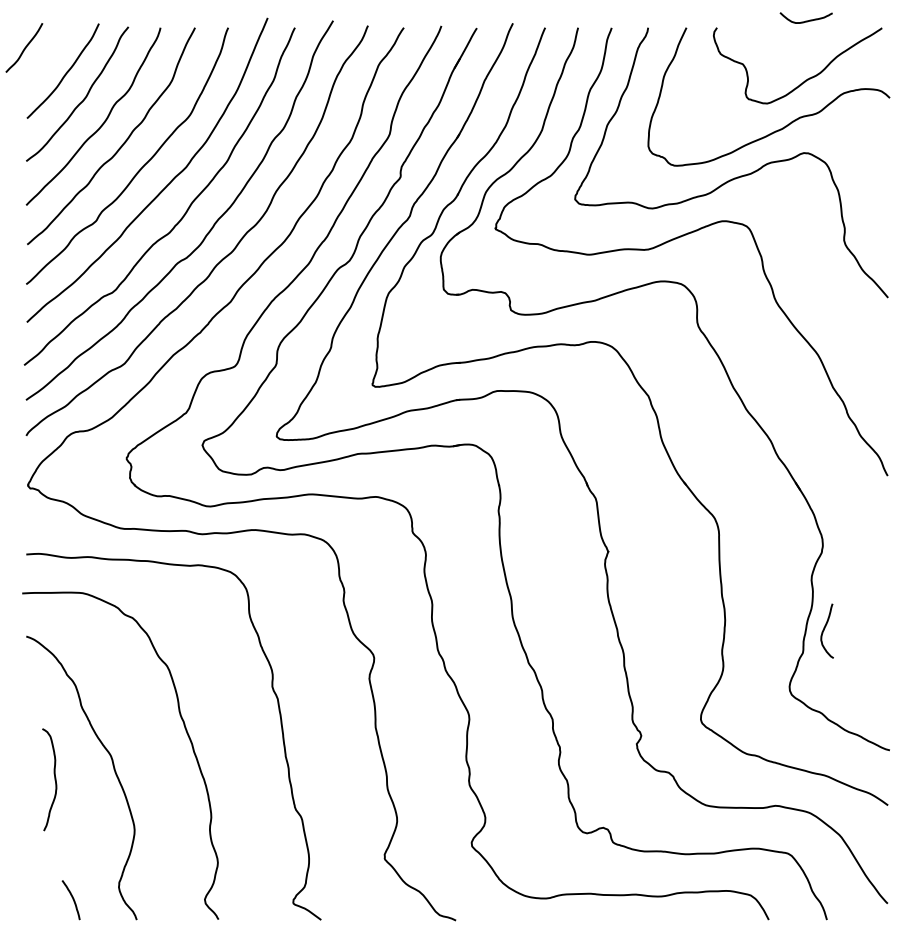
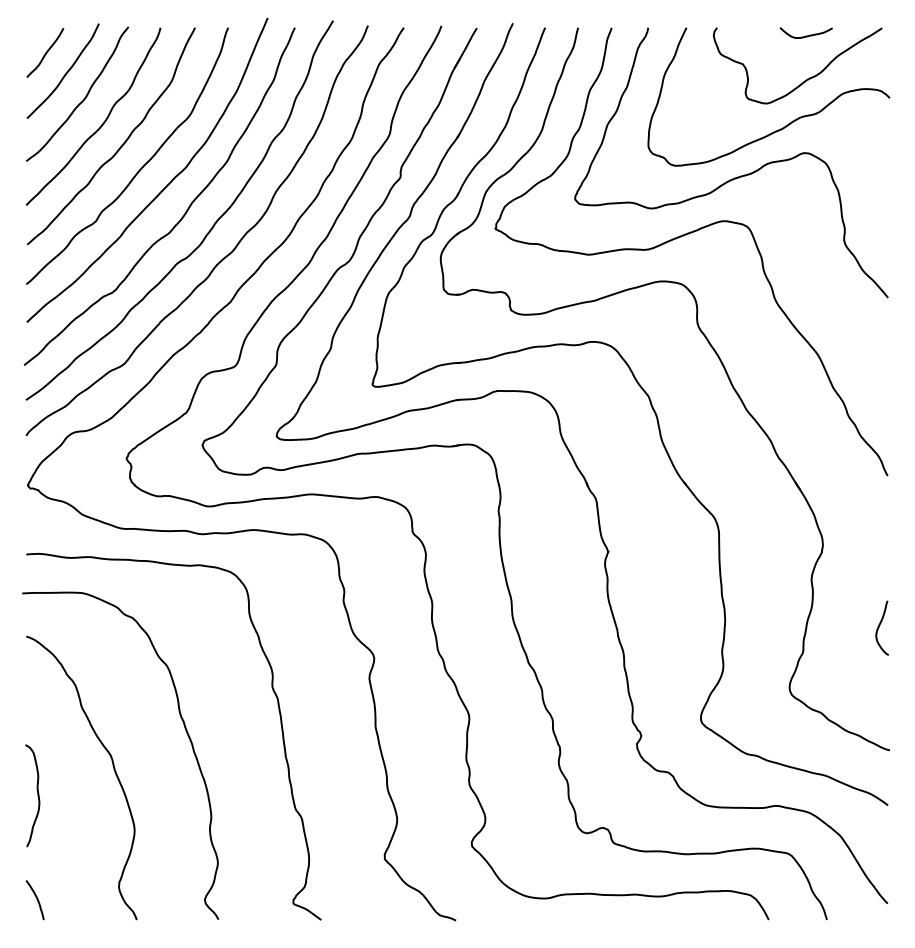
curve position: (805, 20) -> (805, 35) (805, 35)
curve position: (24, 47) -> (45, 52) (45, 52)
curve position: (824, 630) -> (879, 627) (879, 627)
curve position: (54, 779) -> (37, 795) (37, 795)
curve position: (72, 899) -> (36, 899) (36, 899)
